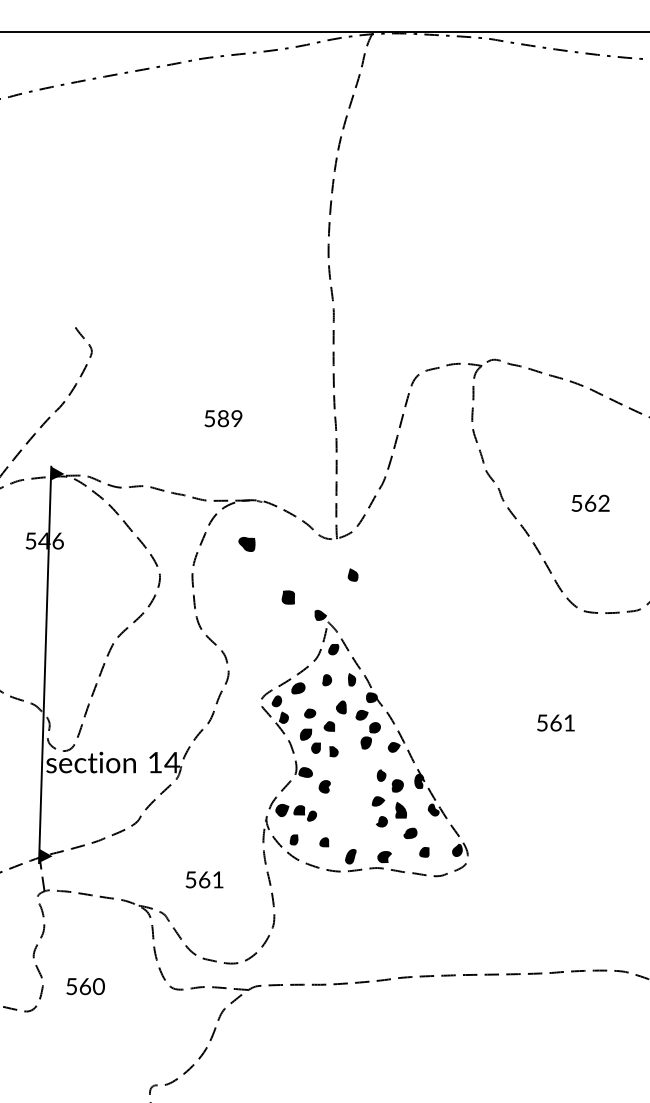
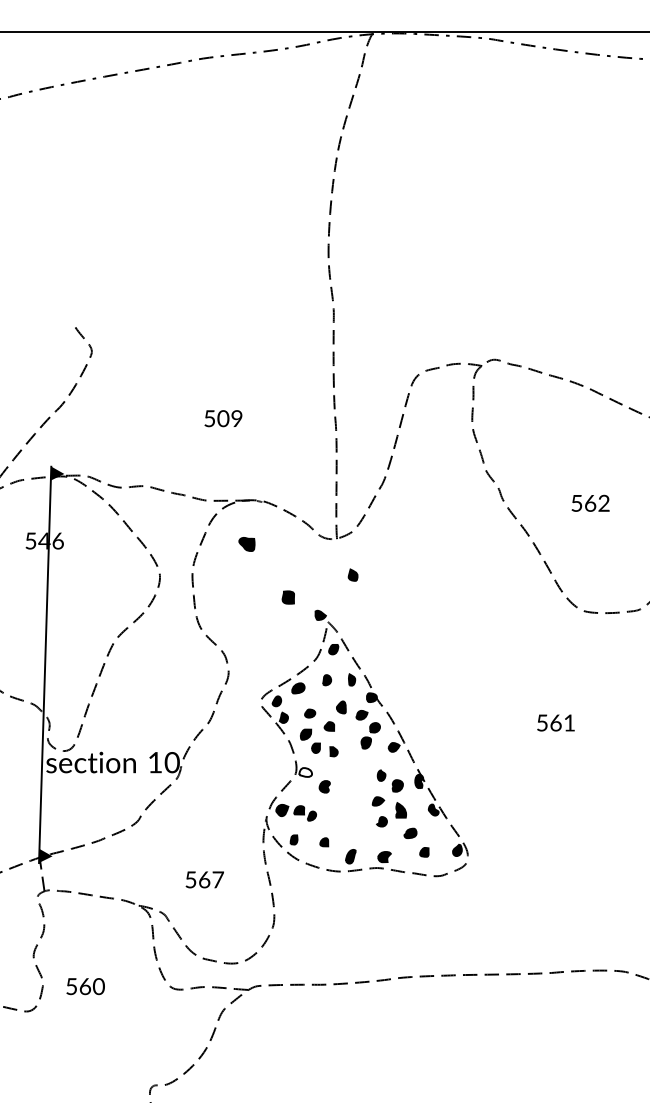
text: 589 -> 509 (223, 418)
text: 14 -> 10 (171, 762)
fill: present -> none (305, 772)
text: 561 -> 567 (217, 879)
